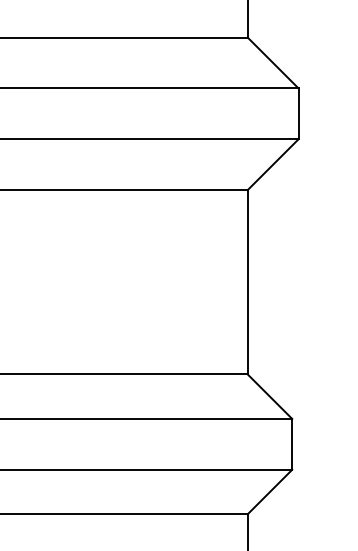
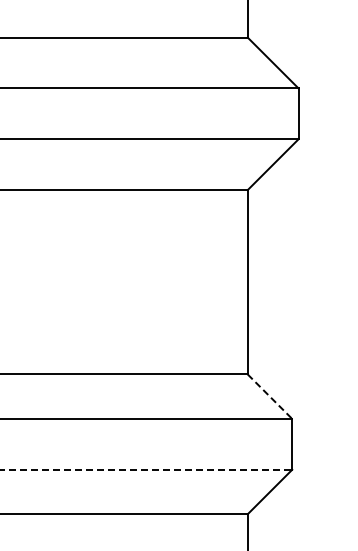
line: solid -> dashed (270, 397)
line: solid -> dashed (146, 469)
